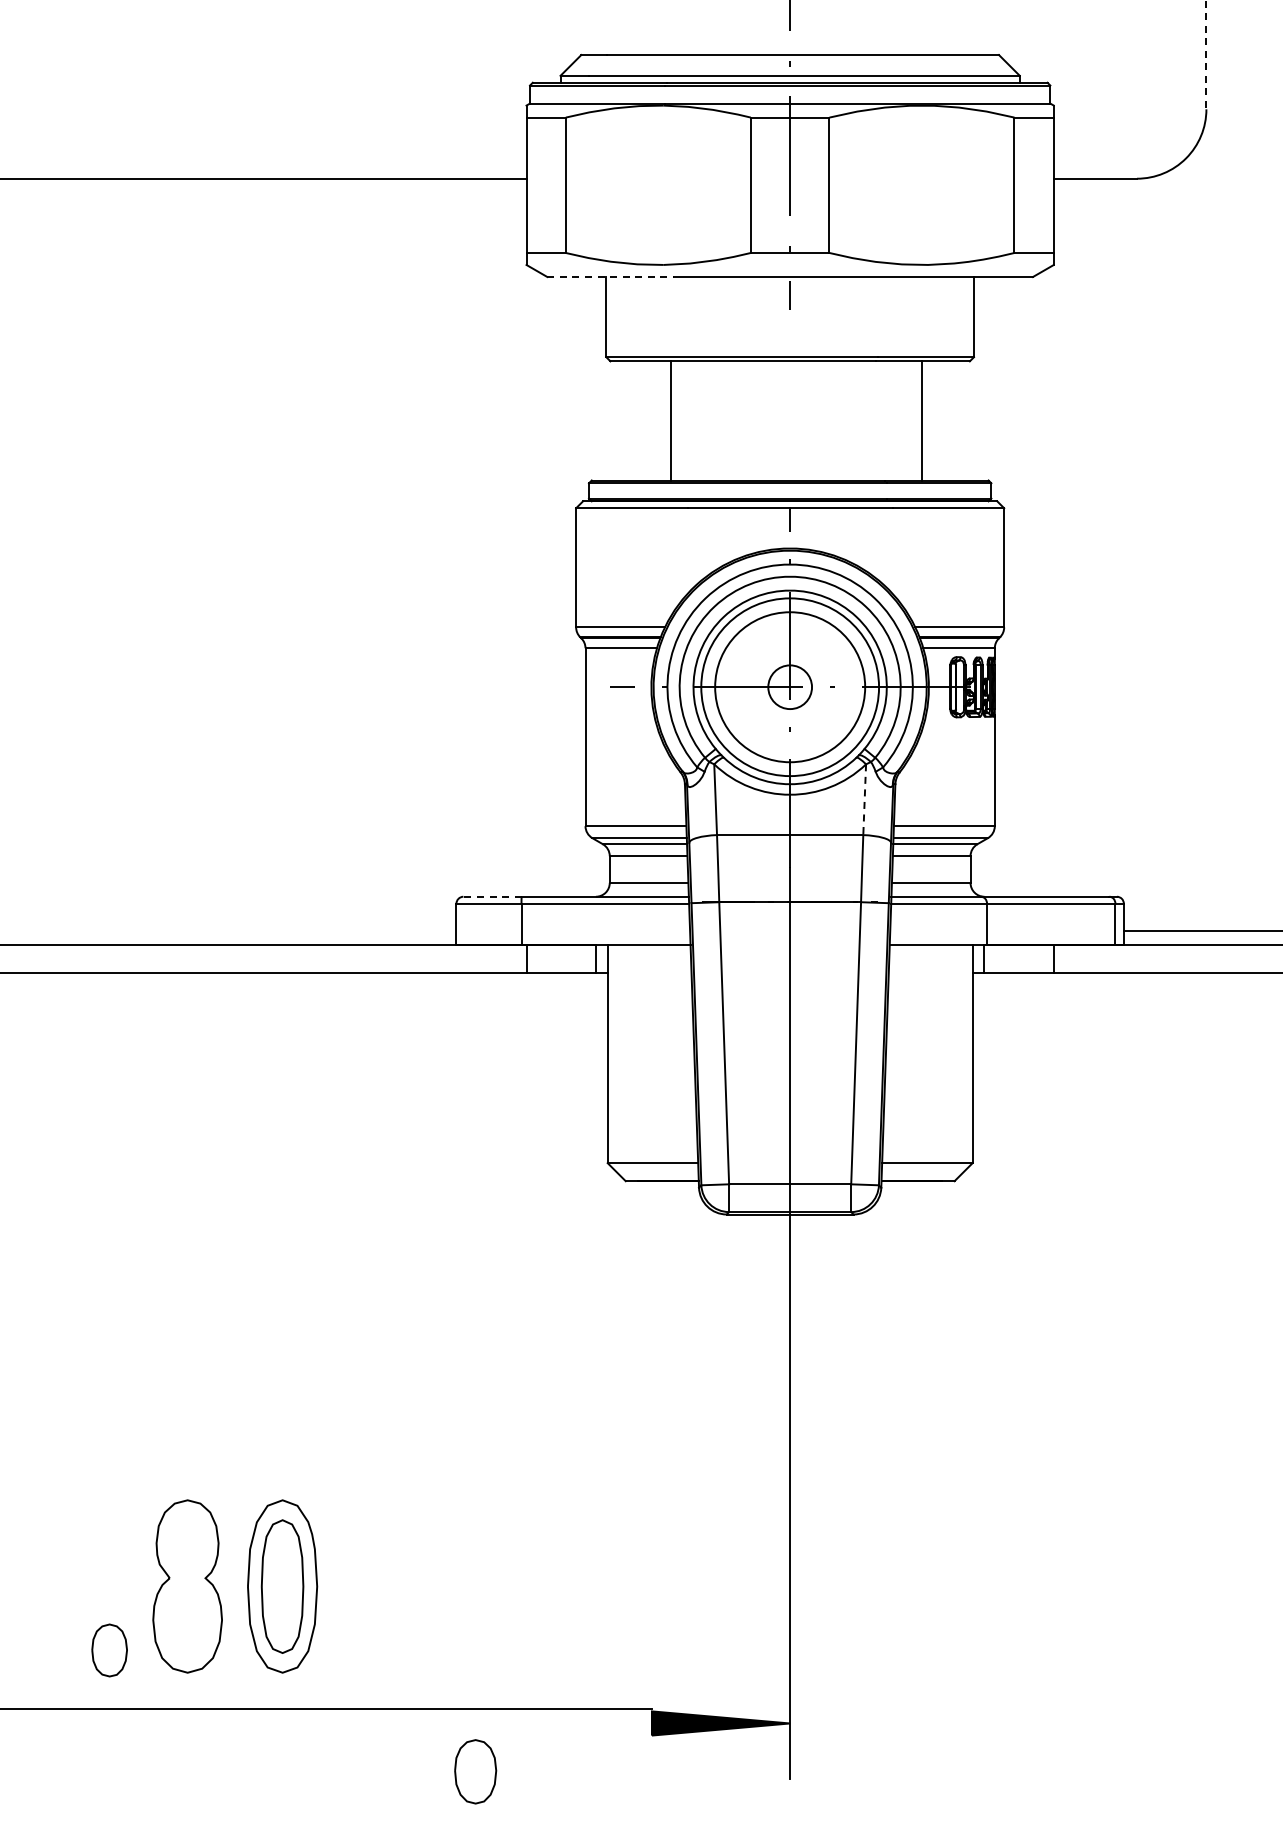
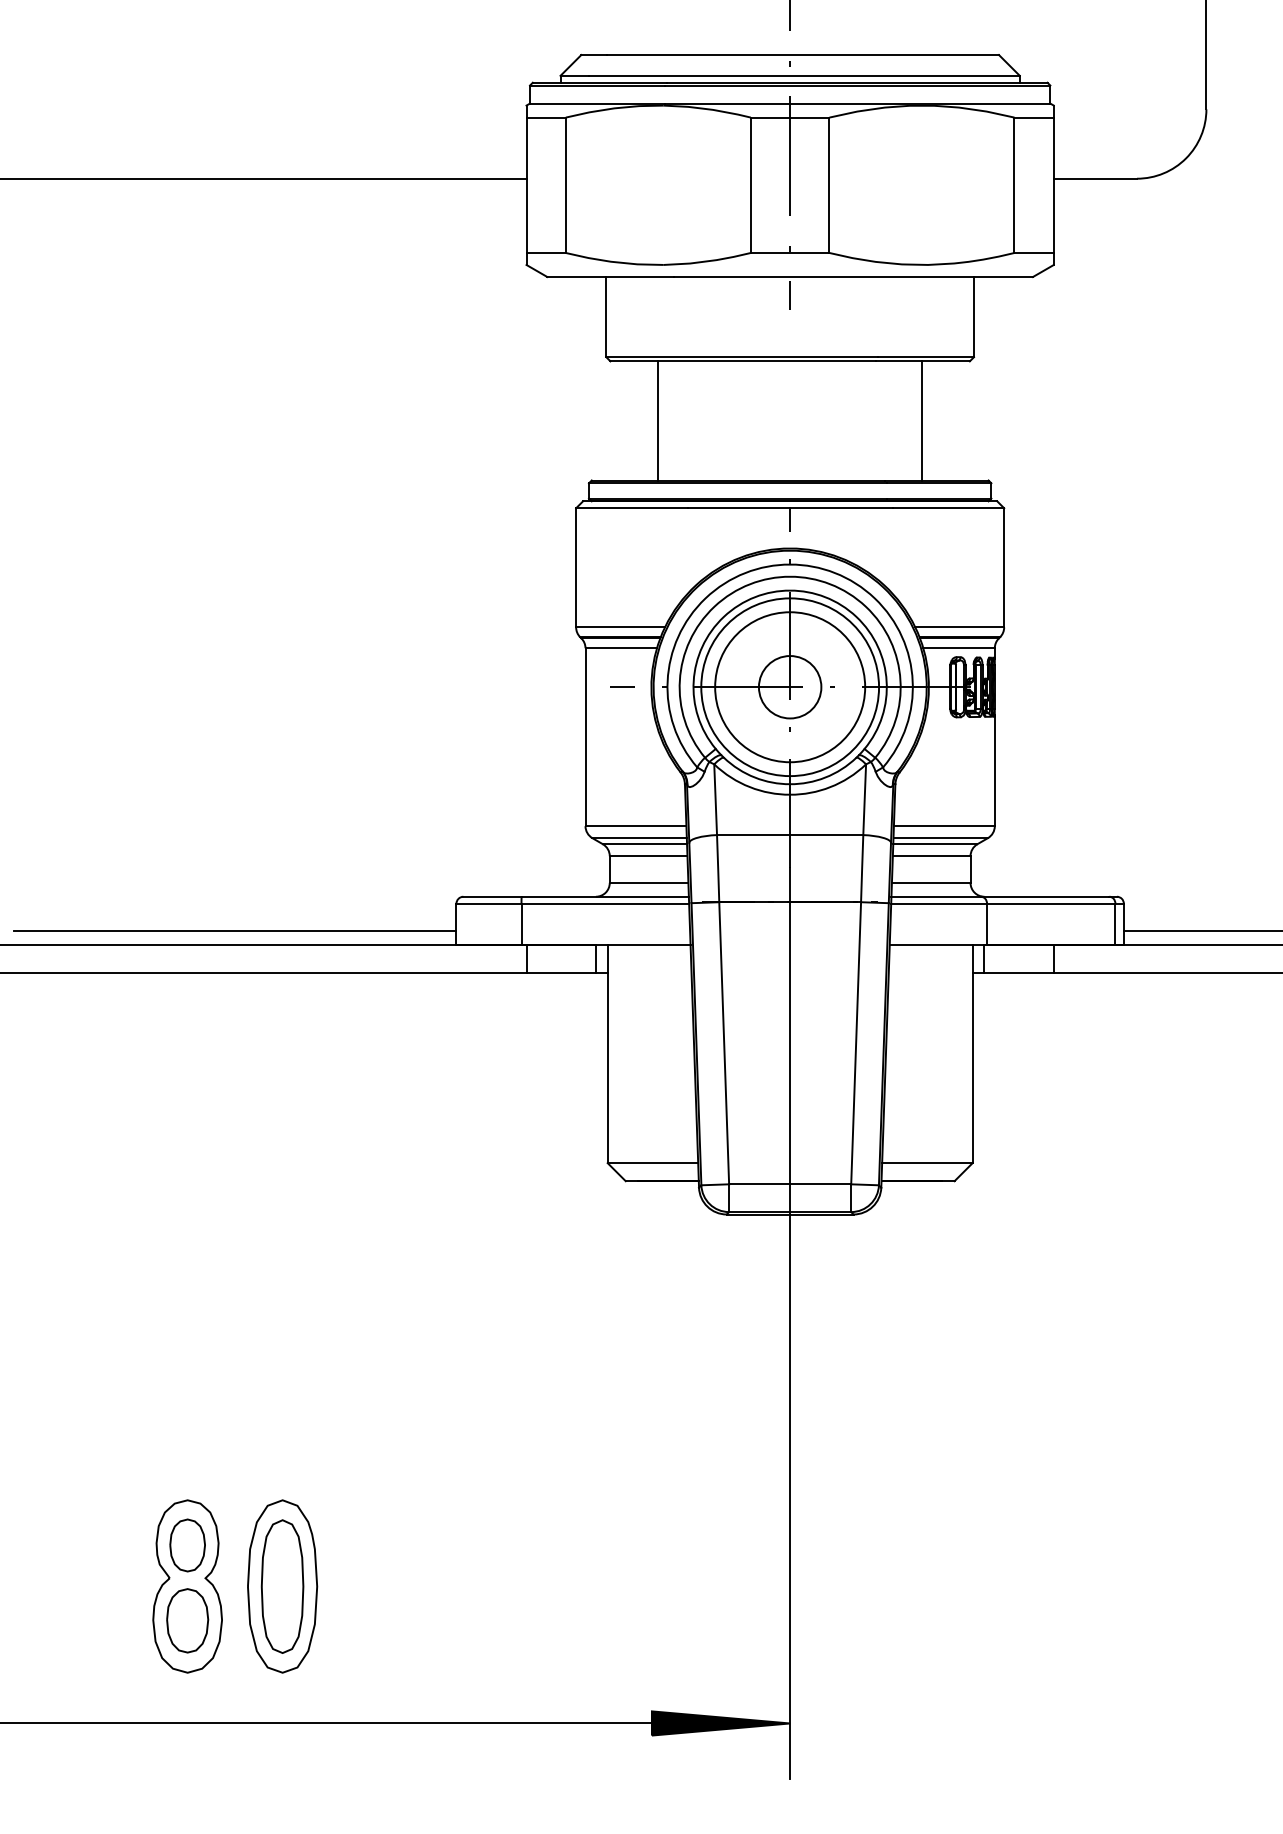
line: dashed -> solid (1206, 55)
line: dashed -> solid (611, 277)
line position: (671, 420) -> (658, 420) (658, 420)
circle diameter: 44 px -> 62 px (789, 687)
line: dashed -> solid (864, 800)
line: dashed -> solid (492, 896)
line: none -> present (234, 931)
part position: (109, 1650) -> (187, 1545) (187, 1545)
line position: (326, 1709) -> (326, 1723) (326, 1723)
part position: (475, 1771) -> (187, 1620) (187, 1620)
